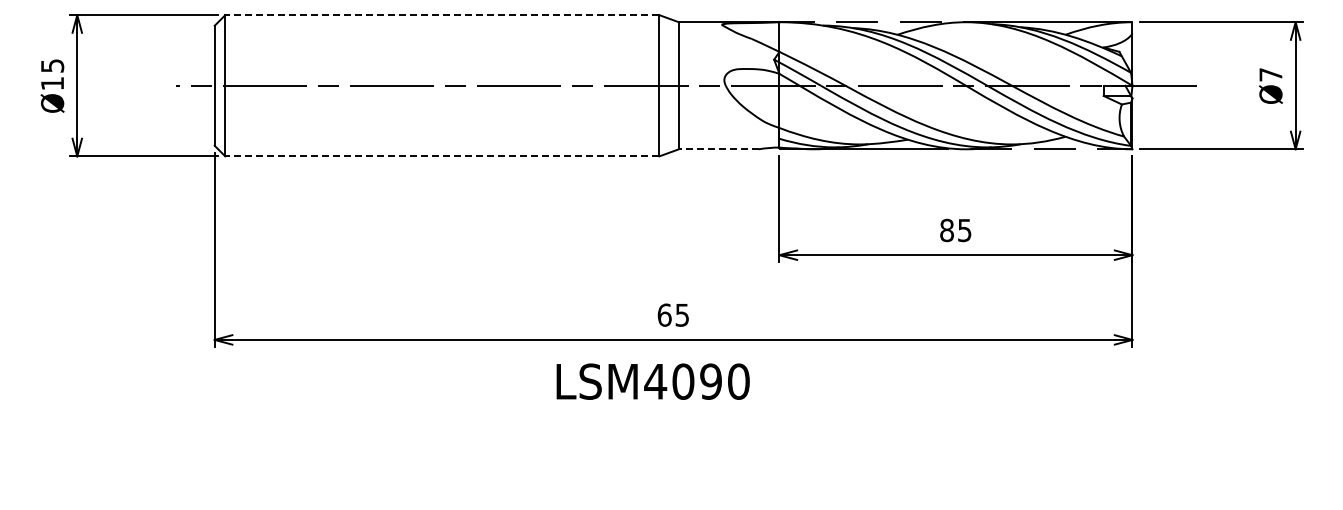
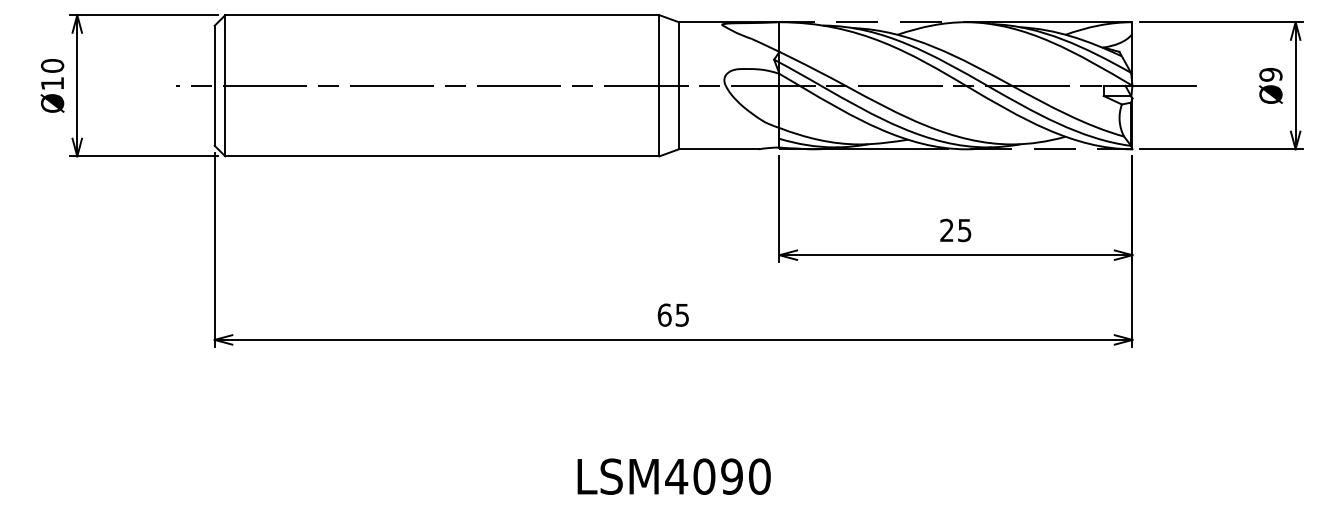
line: dashed -> solid (441, 15)
text: Ø15 -> Ø10 (52, 65)
text: Ø7 -> Ø9 (1270, 74)
line: dashed -> solid (718, 149)
line: dashed -> solid (441, 156)
text: 85 -> 25 (946, 230)
text position: (652, 381) -> (673, 476) (673, 476)
